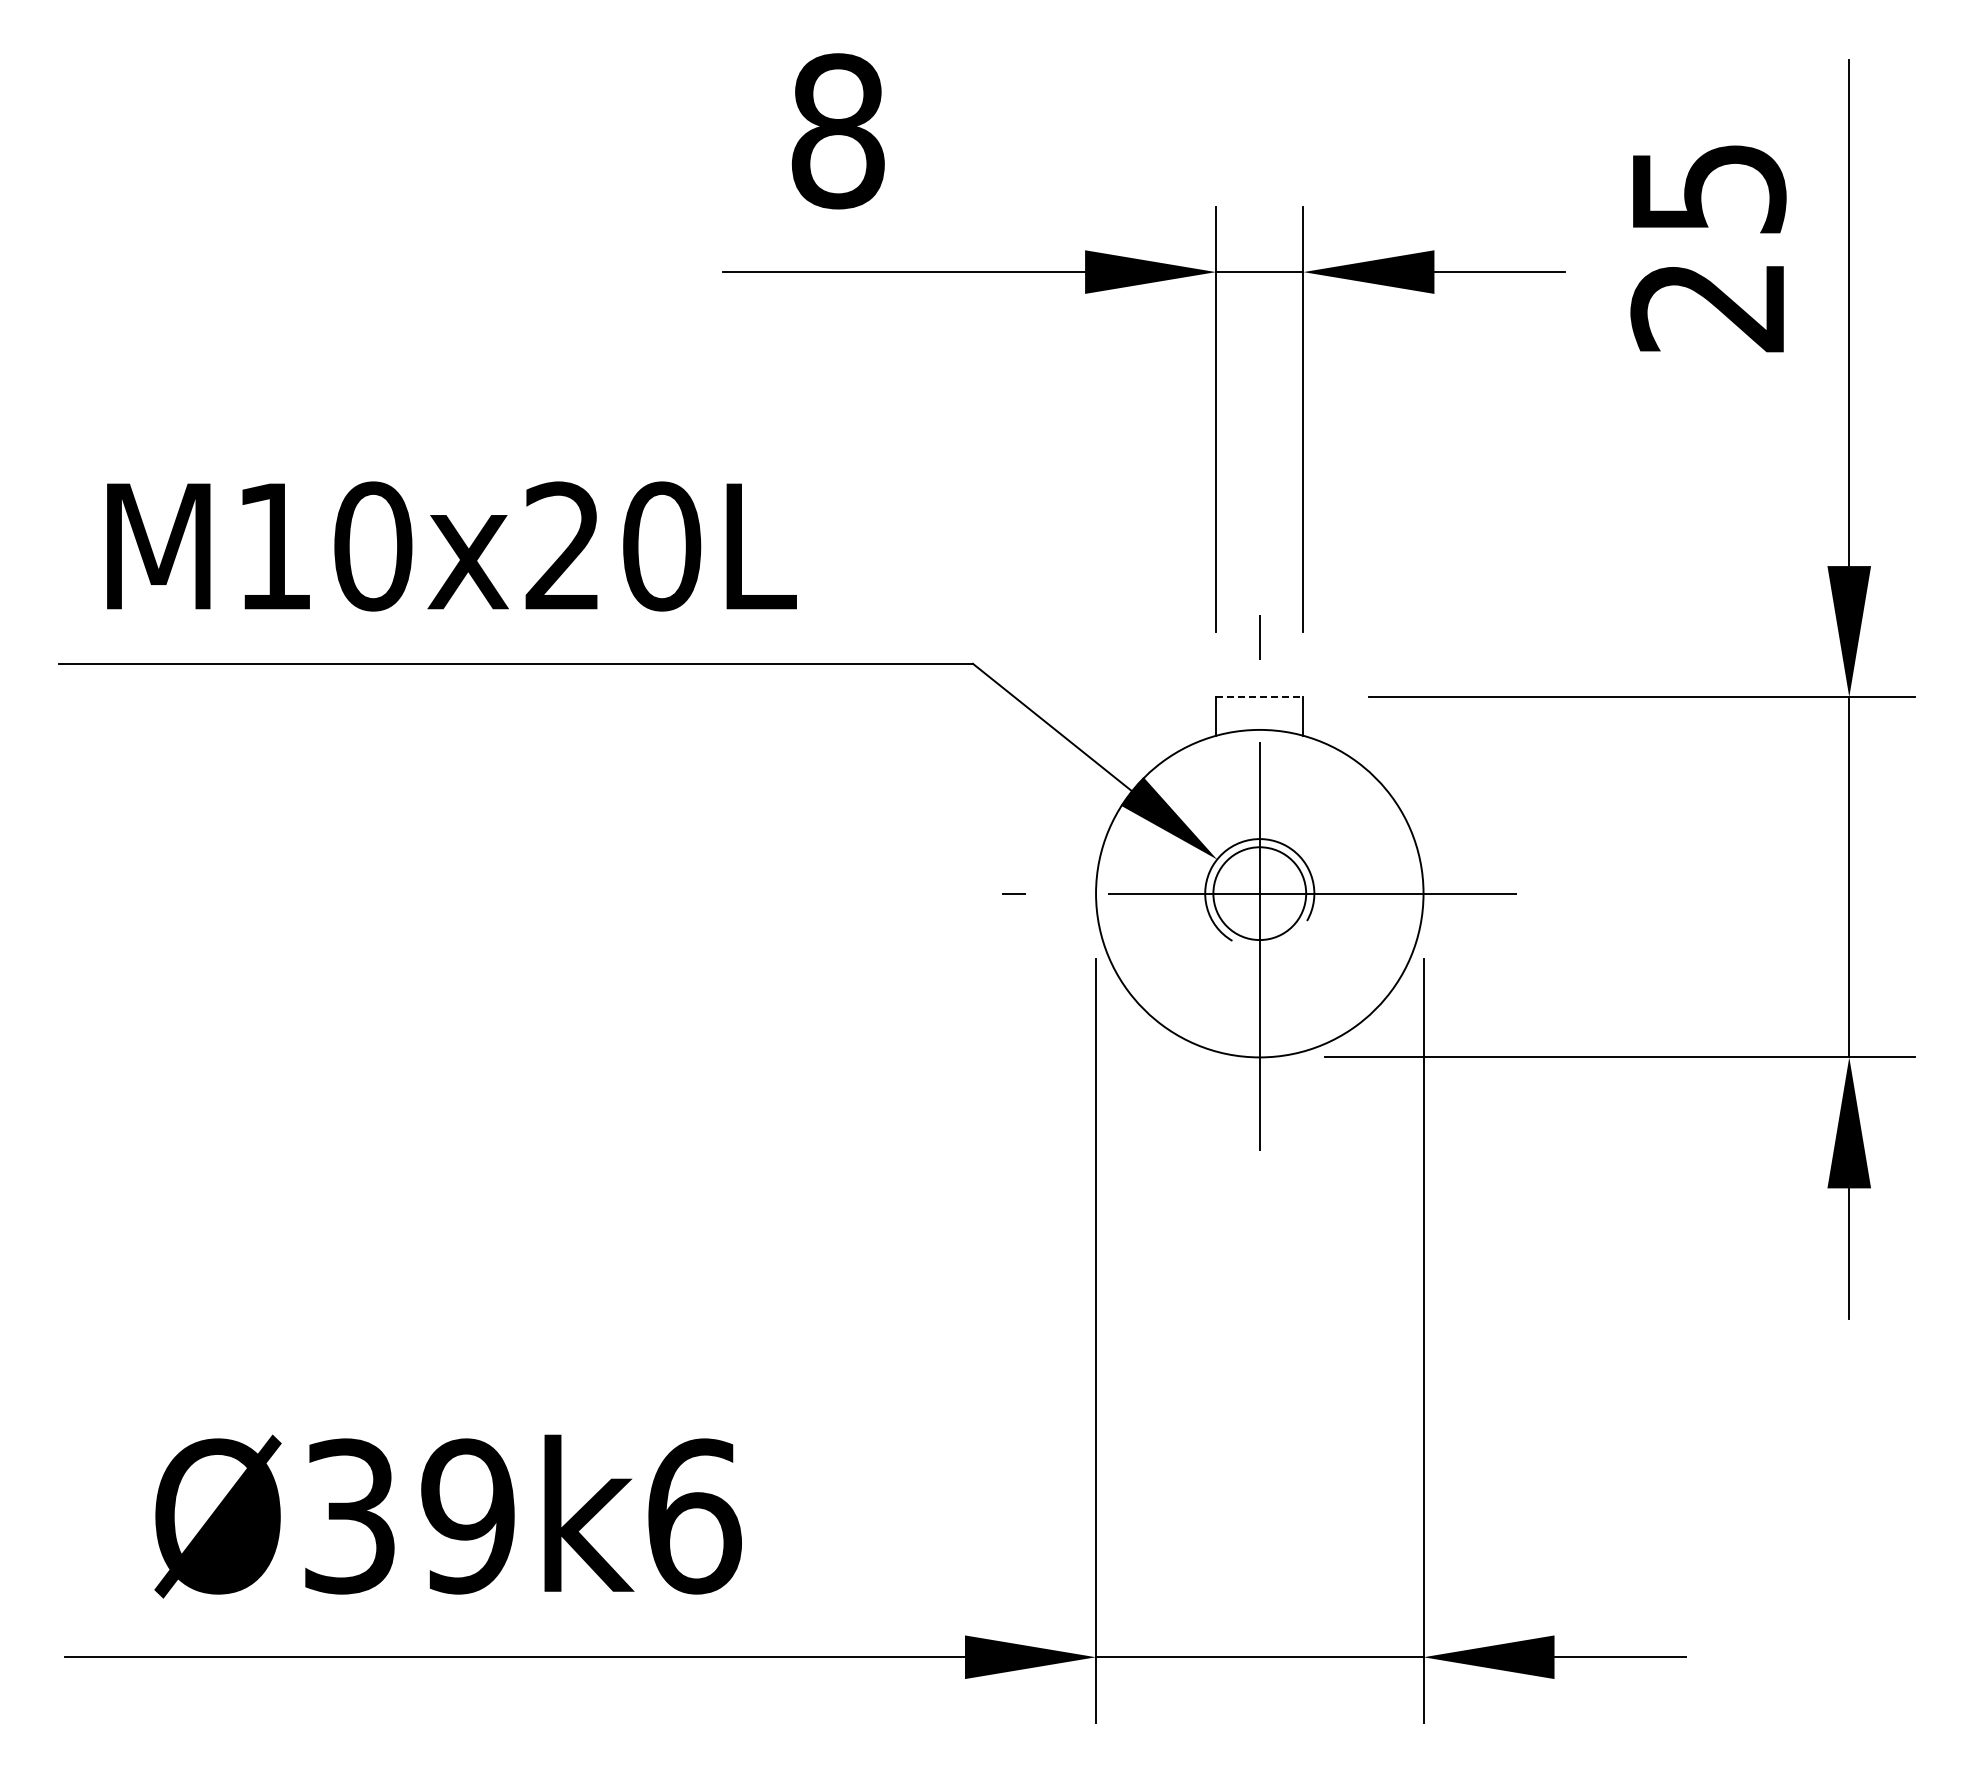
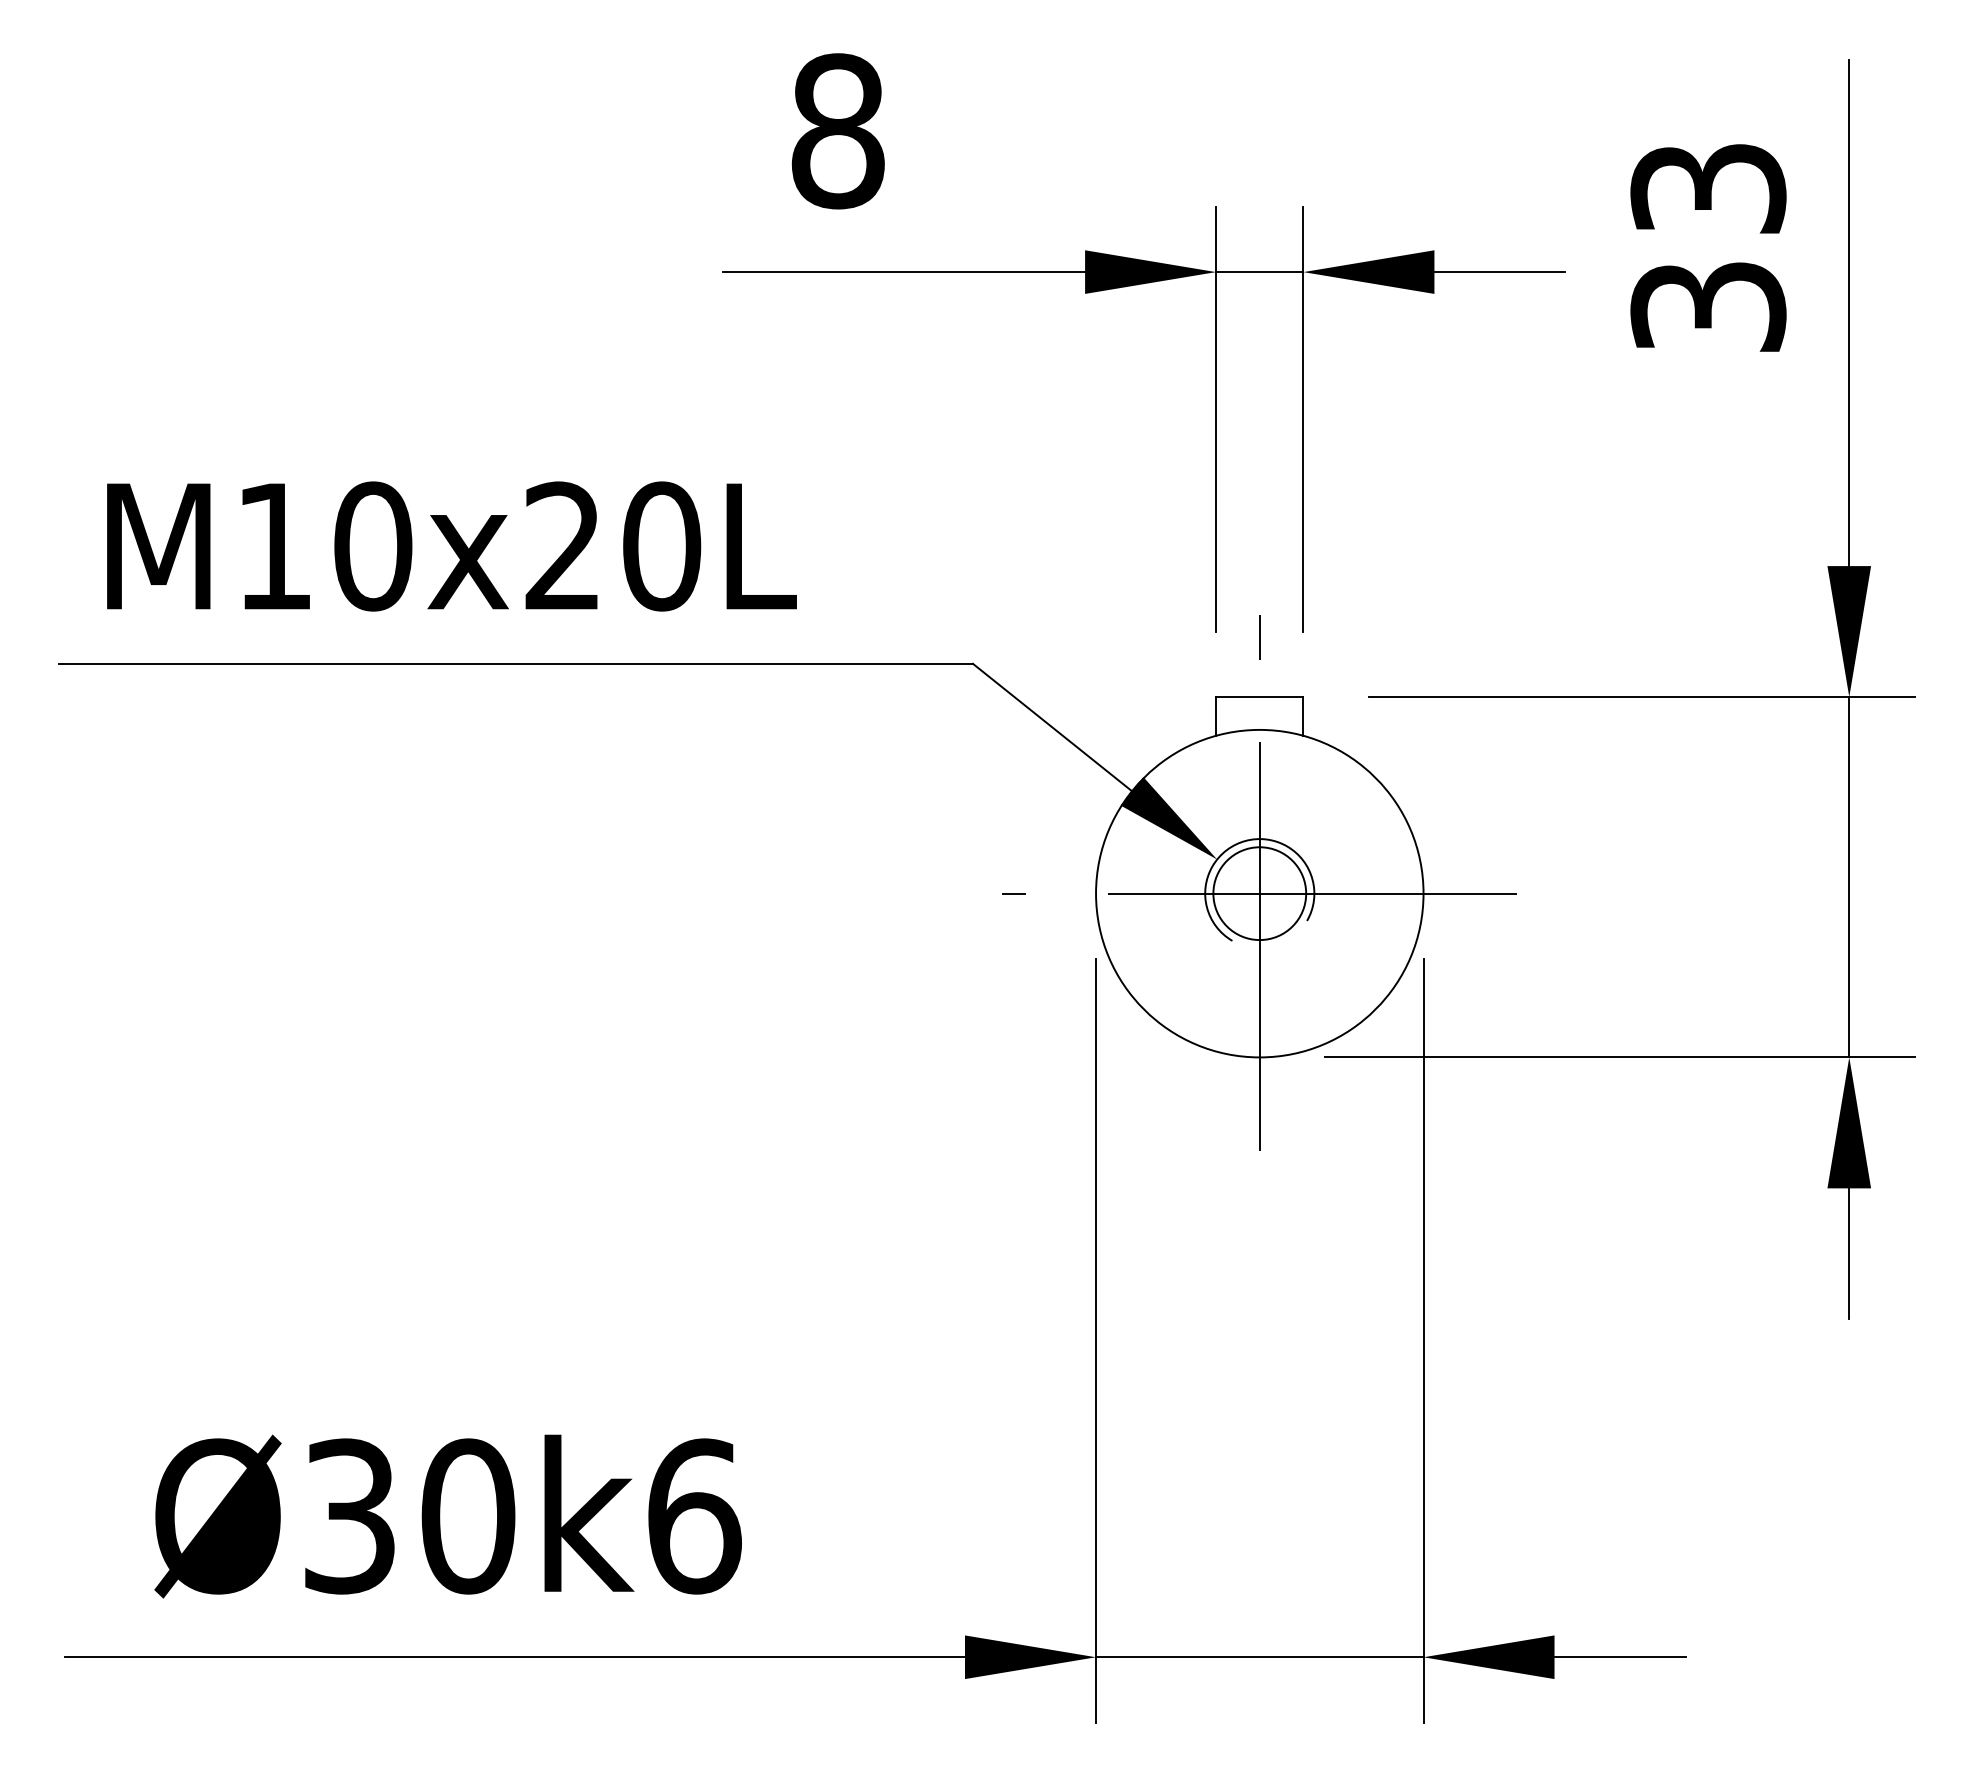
text: 25 -> 33 (1708, 248)
line: dashed -> solid (1259, 697)
text: Ø39k6 -> Ø30k6 (468, 1516)
